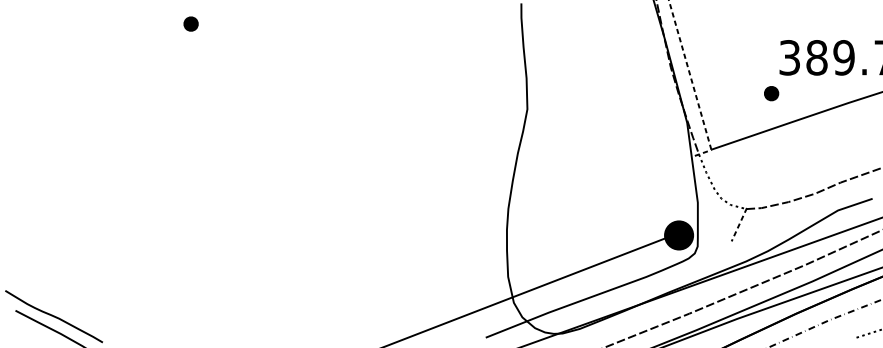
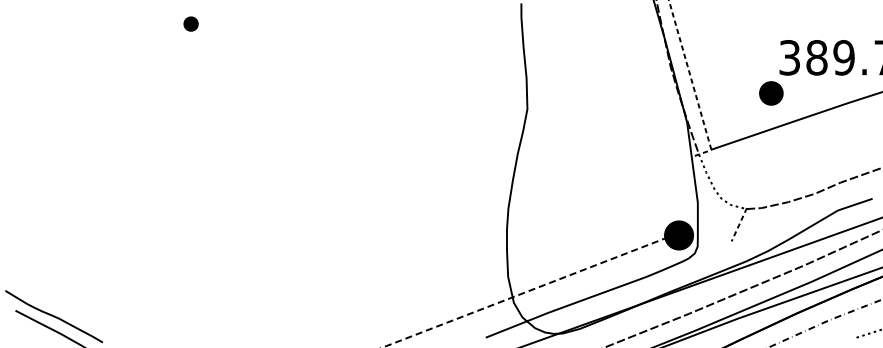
part size: 16x16 px -> 25x25 px (771, 93)
line: solid -> dashed (529, 290)
